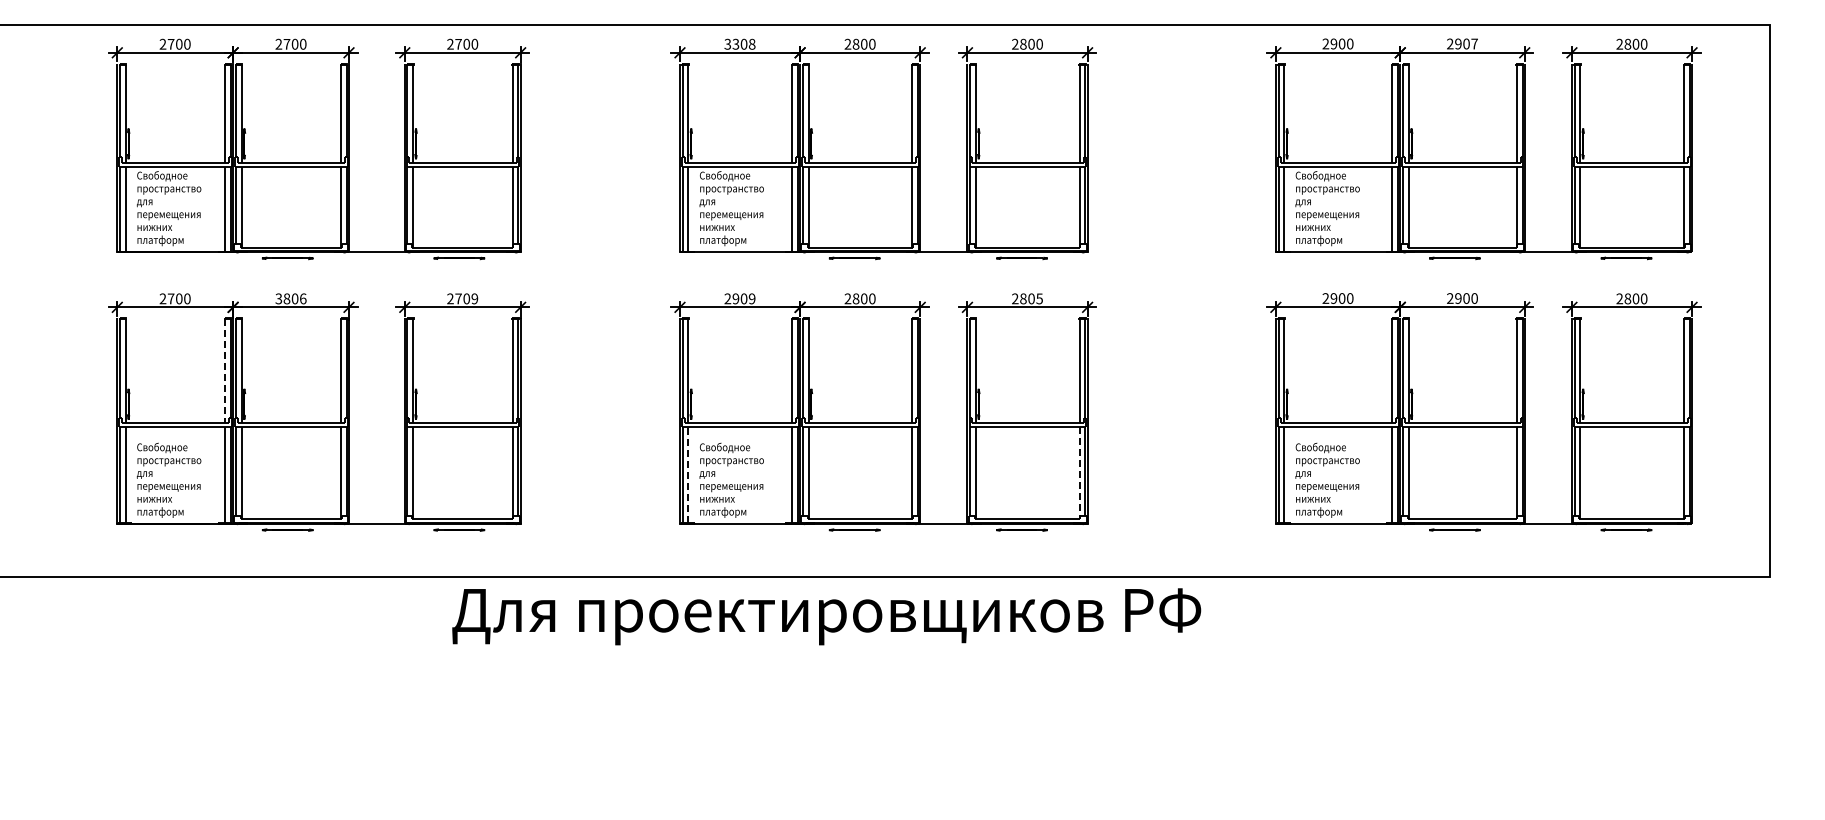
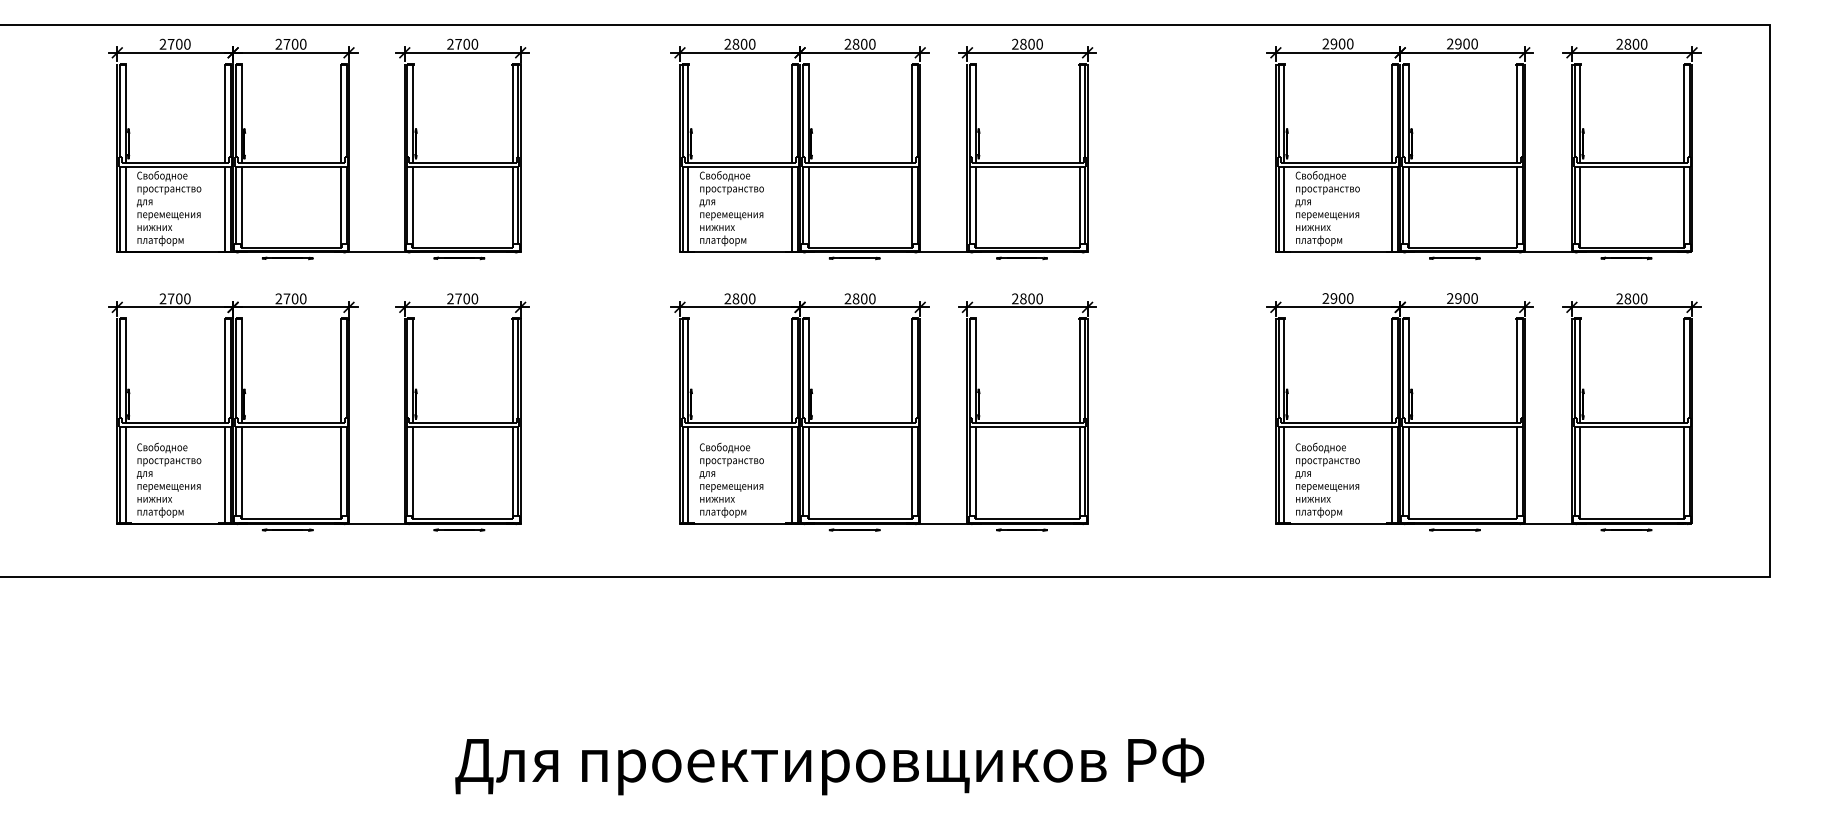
text: 2907 -> 2900 (1474, 43)
text: 3308 -> 2800 (739, 44)
text: 3806 -> 2700 (290, 298)
text: 2709 -> 2700 (474, 298)
text: 2909 -> 2800 (743, 298)
text: 2805 -> 2800 (1039, 298)
line: dashed -> solid (225, 371)
line: dashed -> solid (1079, 473)
line: dashed -> solid (688, 474)
text position: (826, 616) -> (829, 766) (829, 766)
